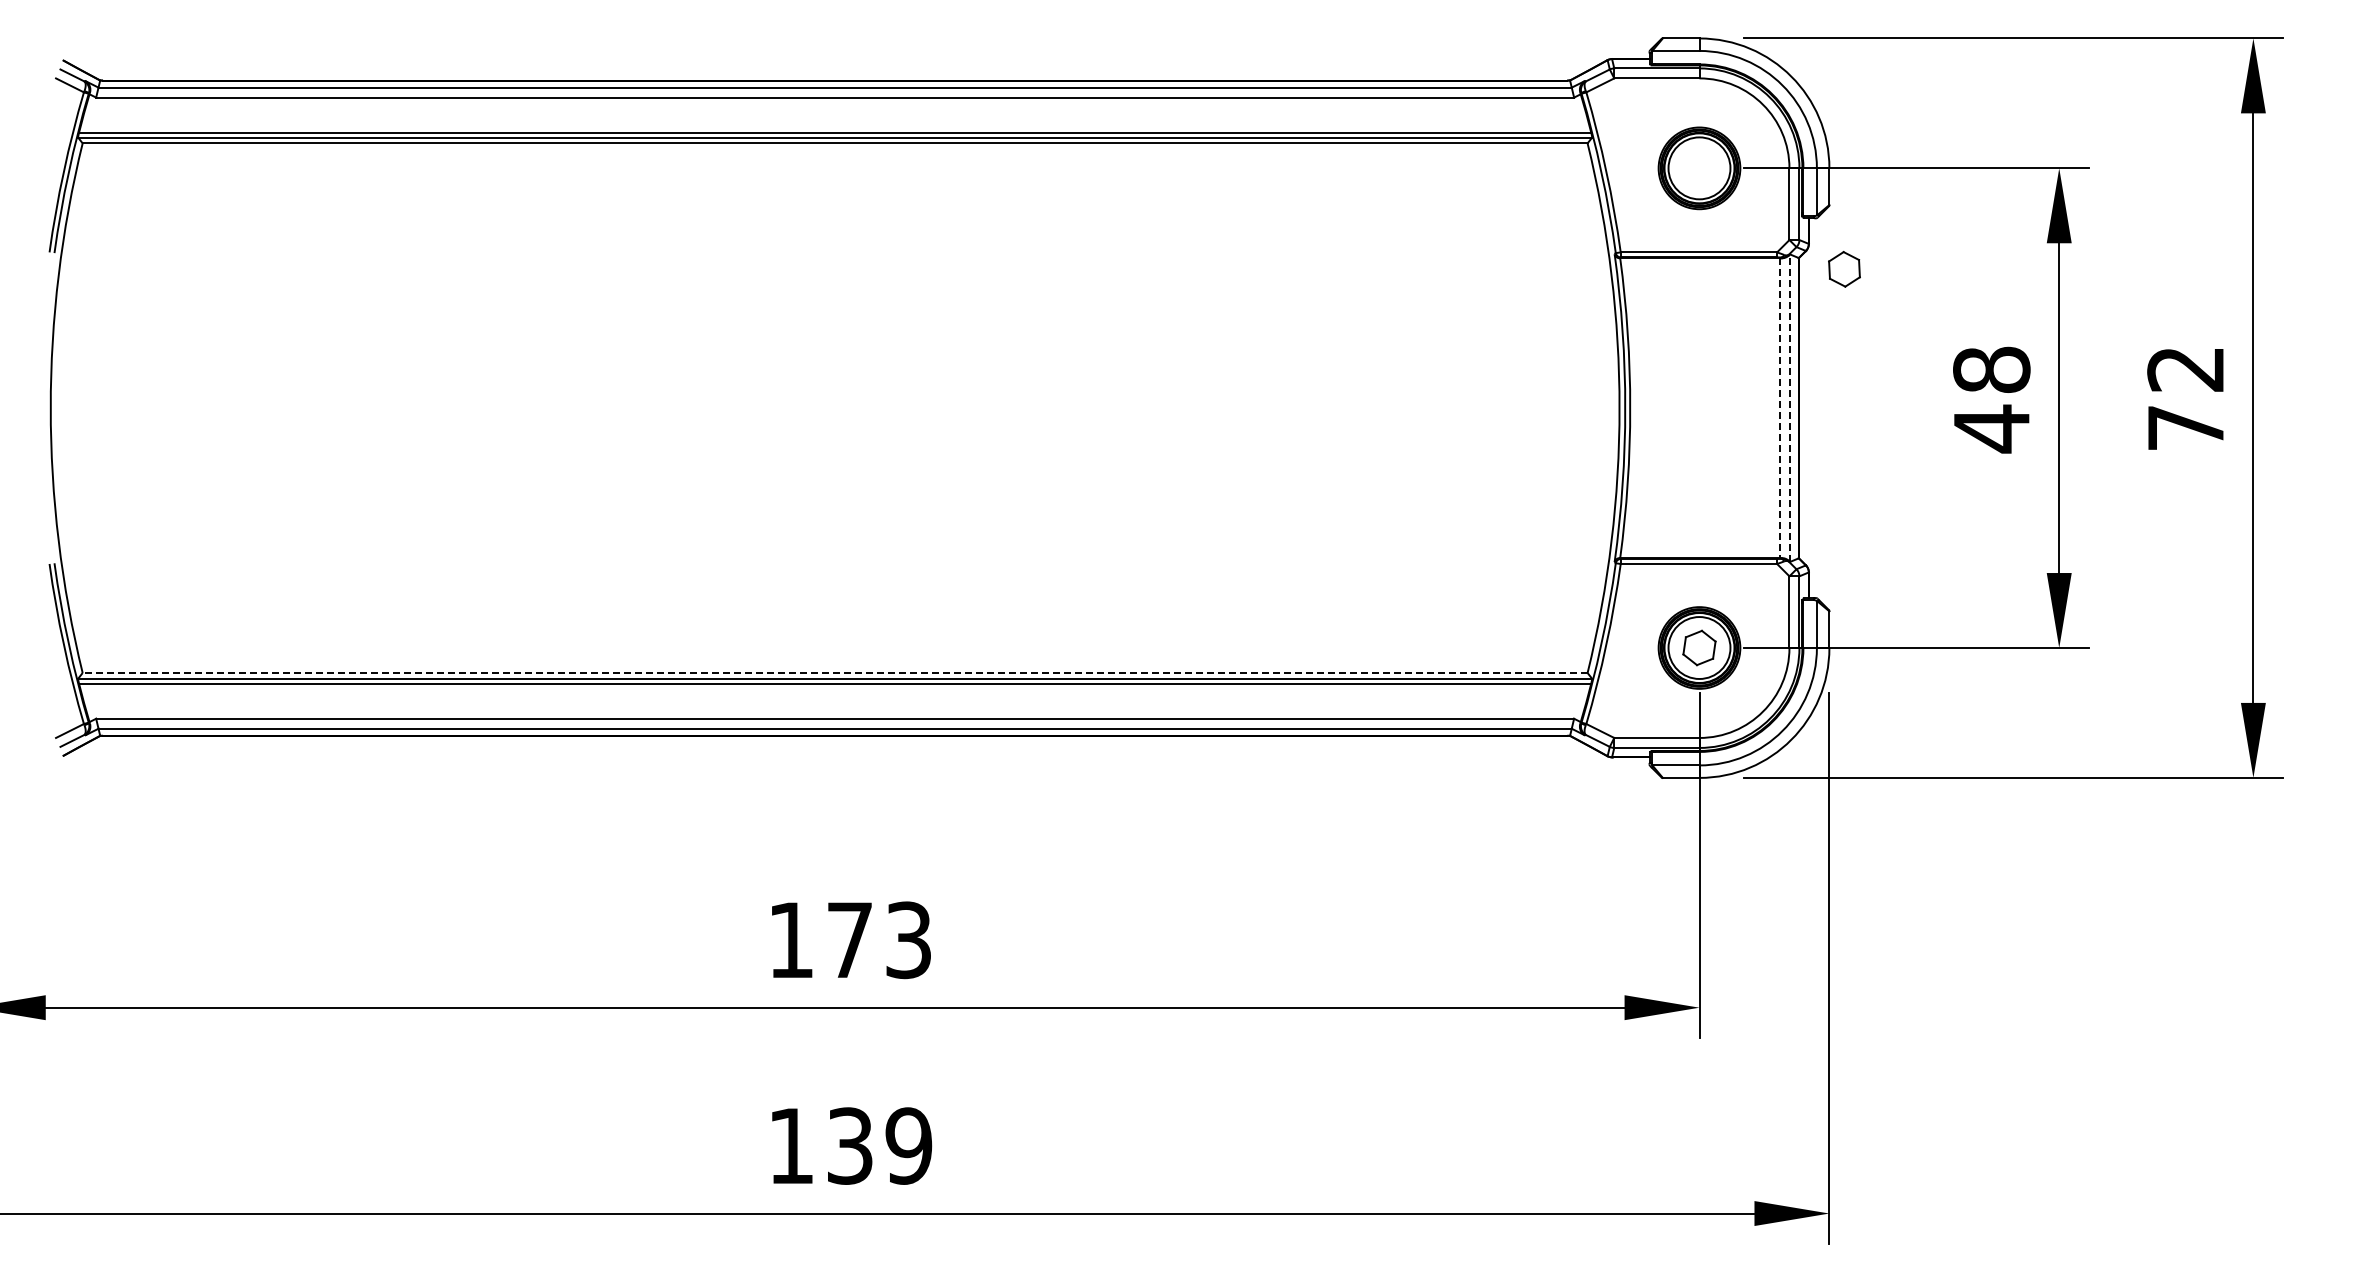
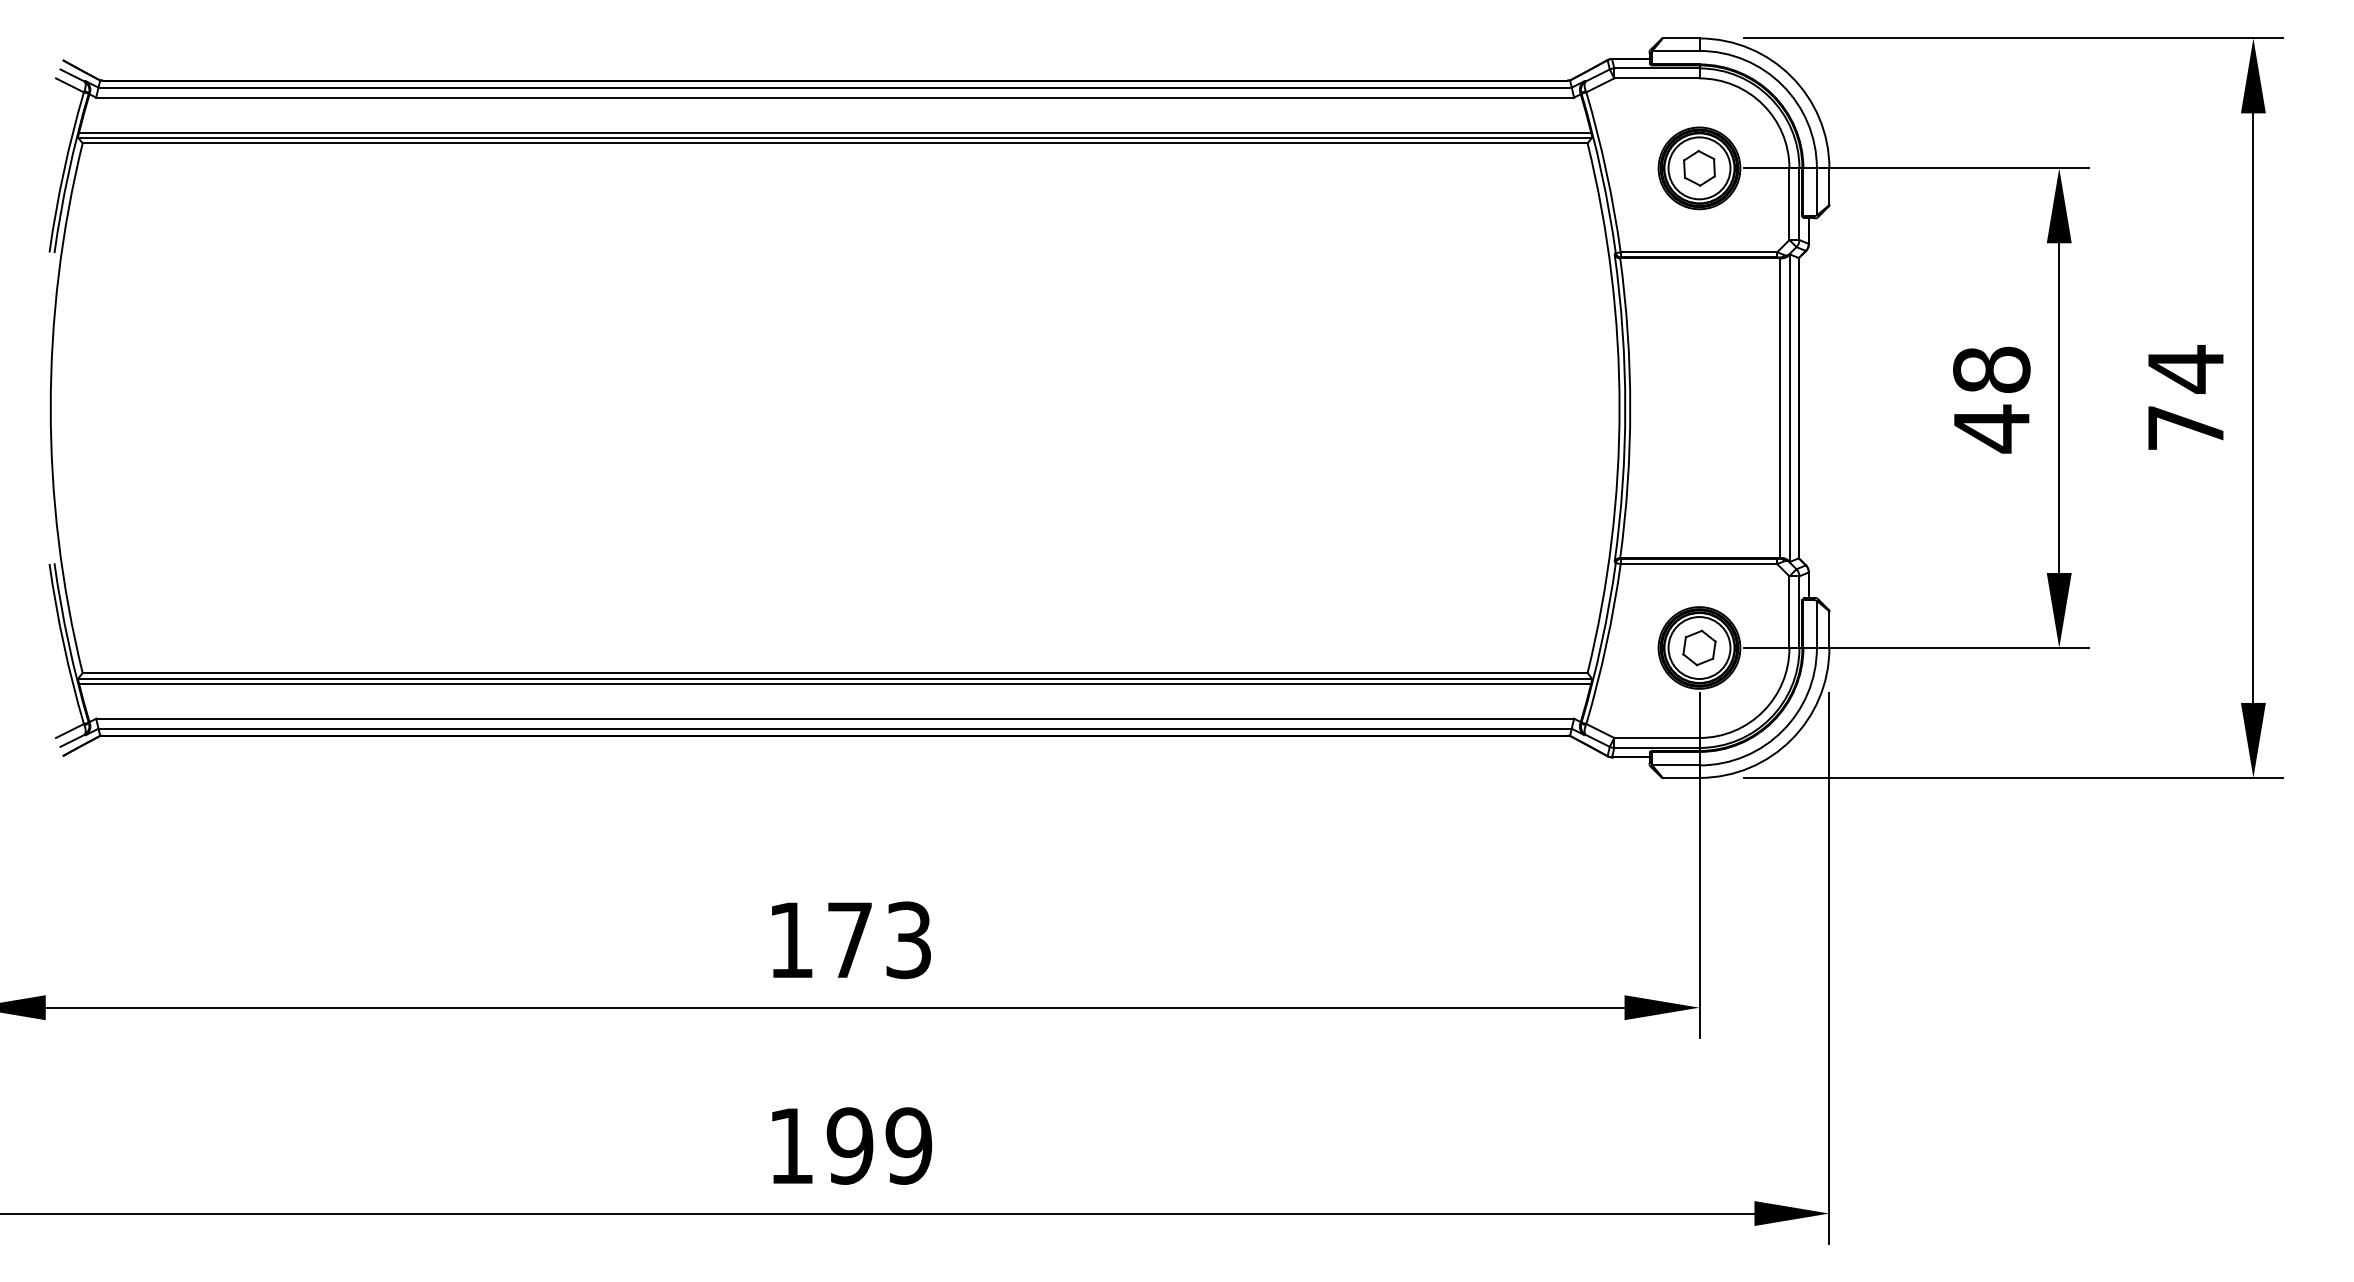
part position: (1844, 269) -> (1699, 168) (1699, 168)
text: 72 -> 74 (2185, 369)
line: dashed -> solid (1780, 408)
line: dashed -> solid (1790, 408)
line: dashed -> solid (834, 672)
text: 139 -> 199 (849, 1145)
